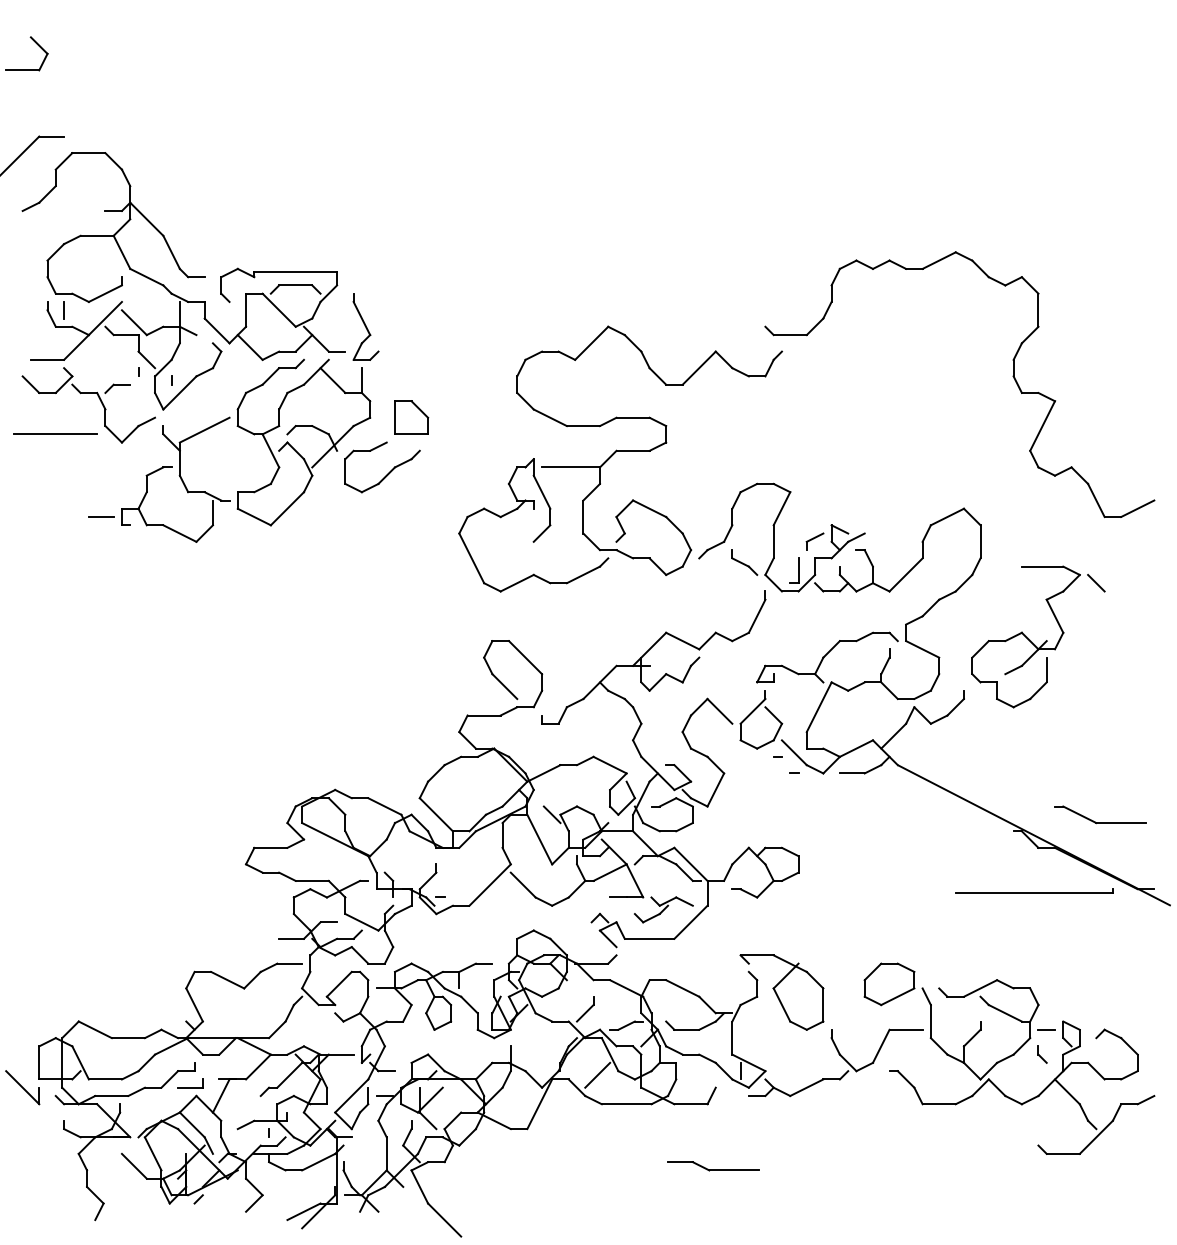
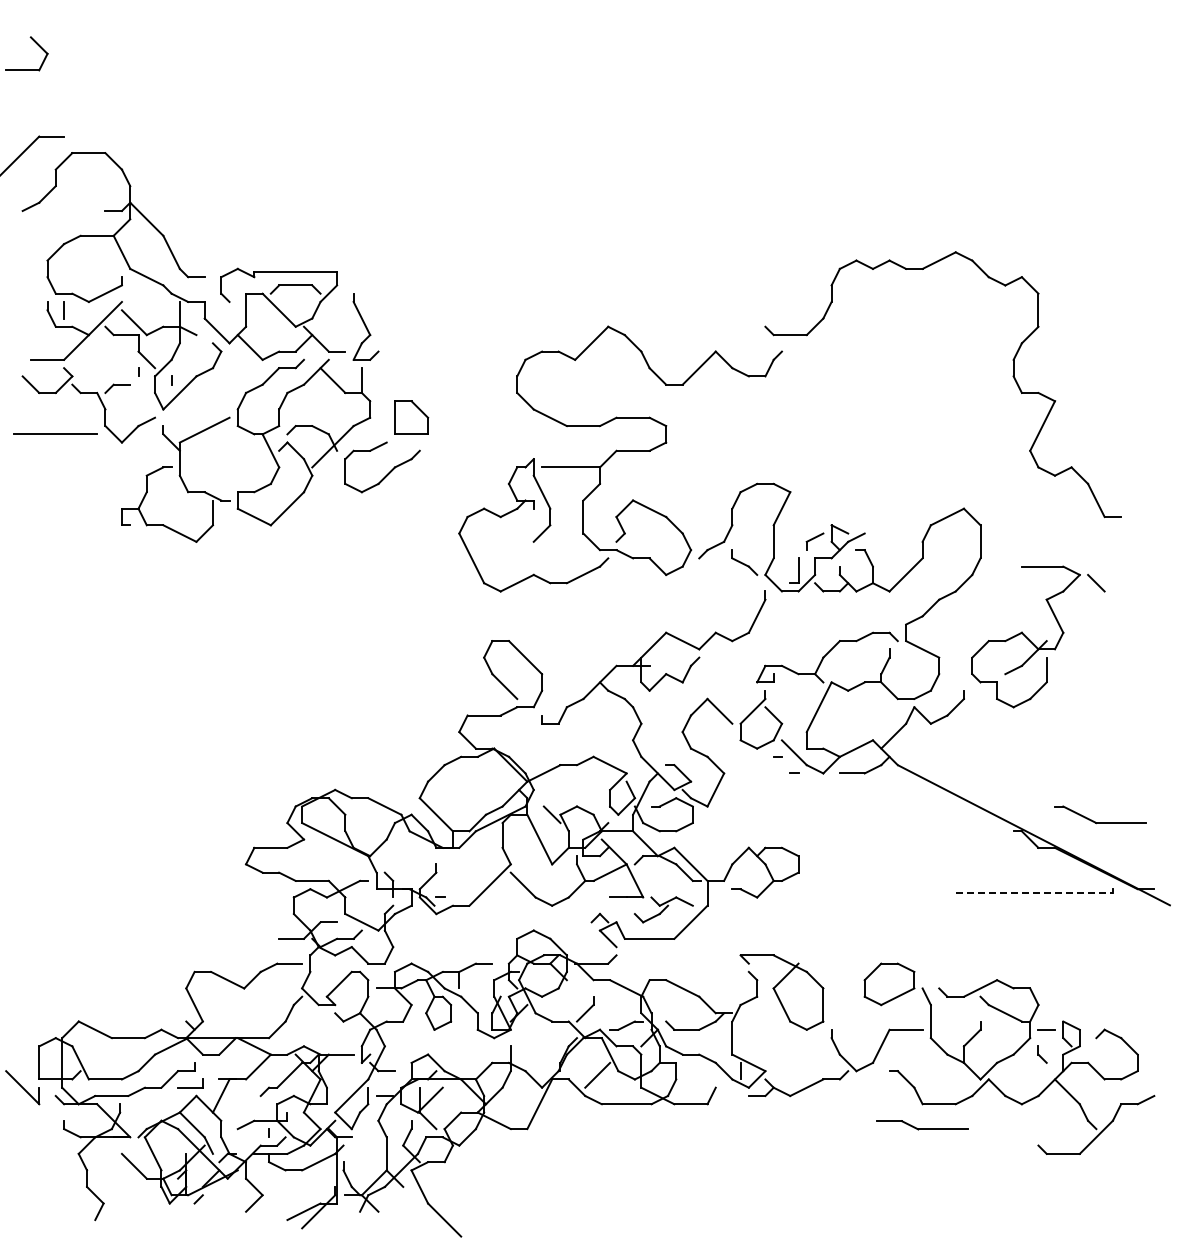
line: present -> none (1137, 508)
line: present -> none (100, 517)
line: solid -> dashed (1034, 893)
part position: (713, 1166) -> (922, 1125) (922, 1125)
